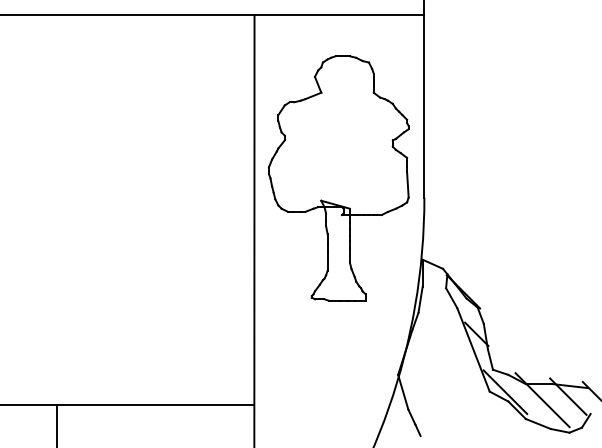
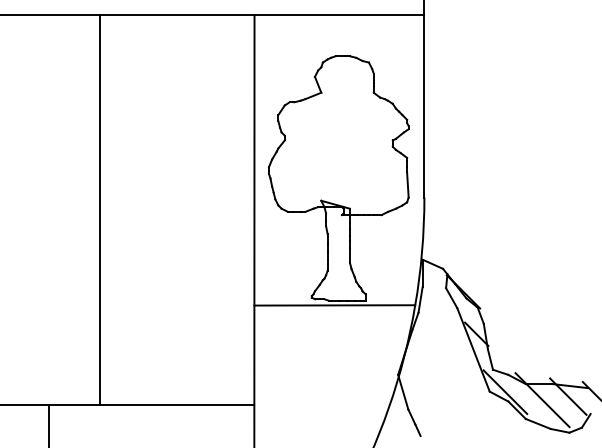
line: none -> present (100, 209)
line: none -> present (334, 305)
line position: (56, 424) -> (48, 424) (48, 424)
